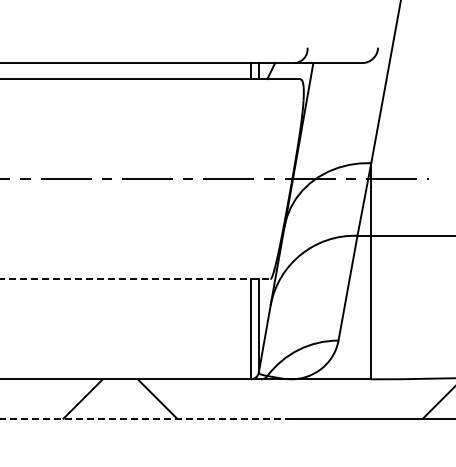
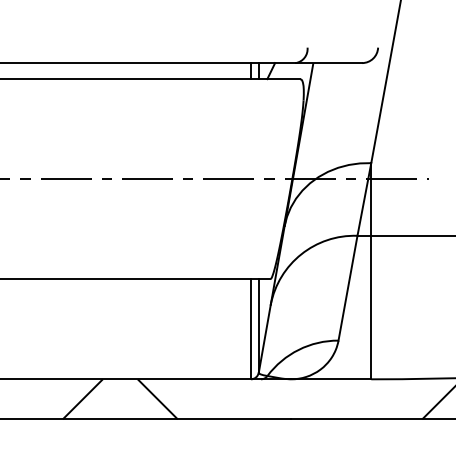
line: dashed -> solid (135, 279)
line: dashed -> solid (146, 419)
